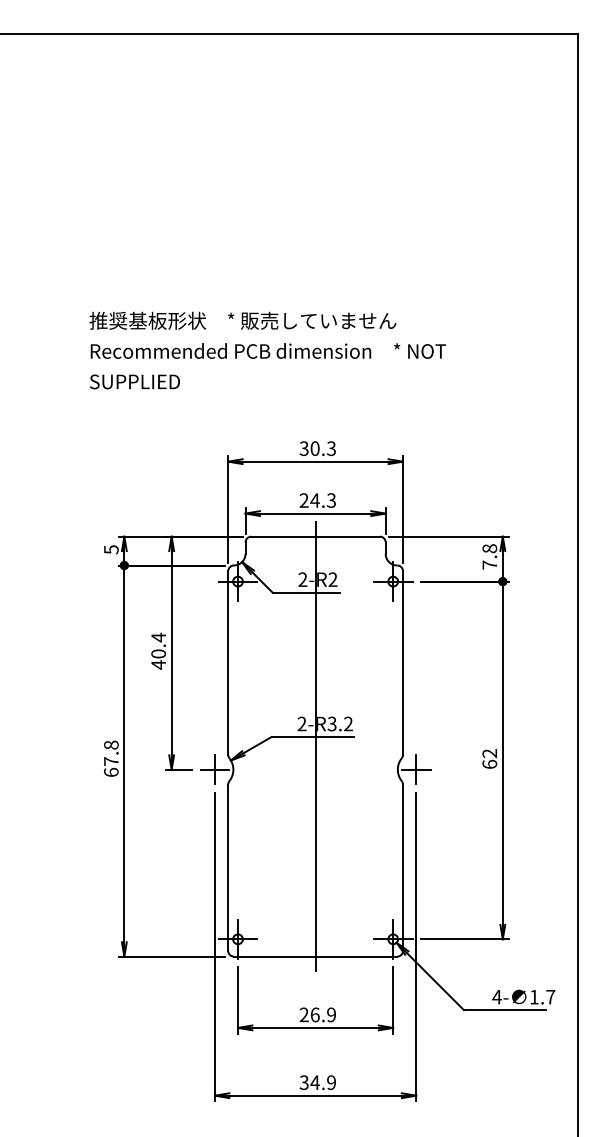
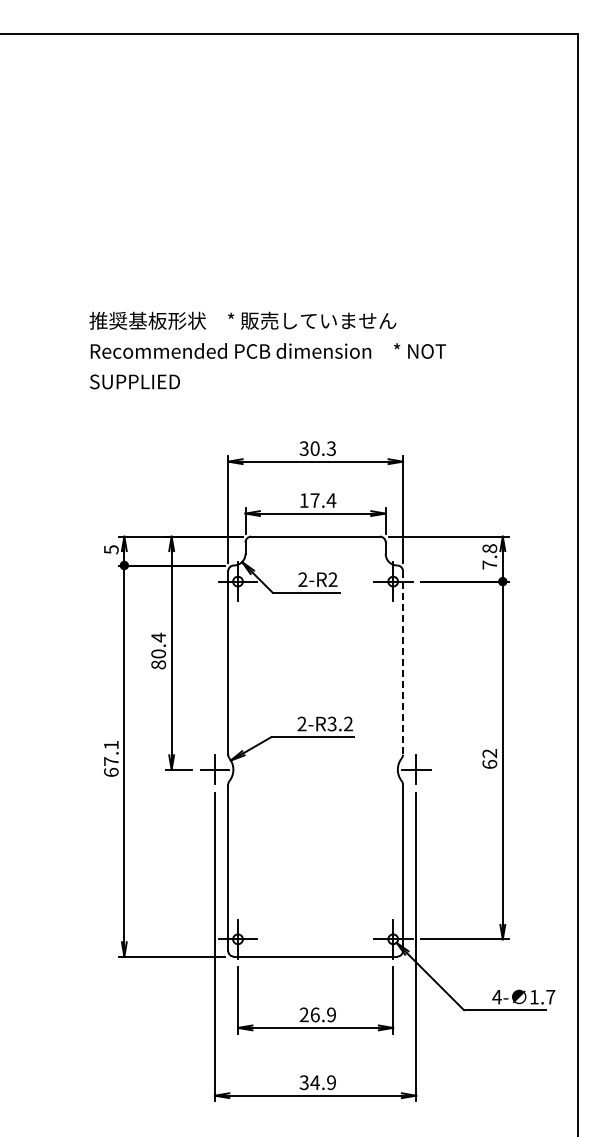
text: 24.3 -> 17.4 (317, 500)
line: solid -> dashed (403, 662)
text: 40.4 -> 80.4 (158, 664)
text: 67.8 -> 67.1 (111, 744)
line: present -> none (315, 746)
